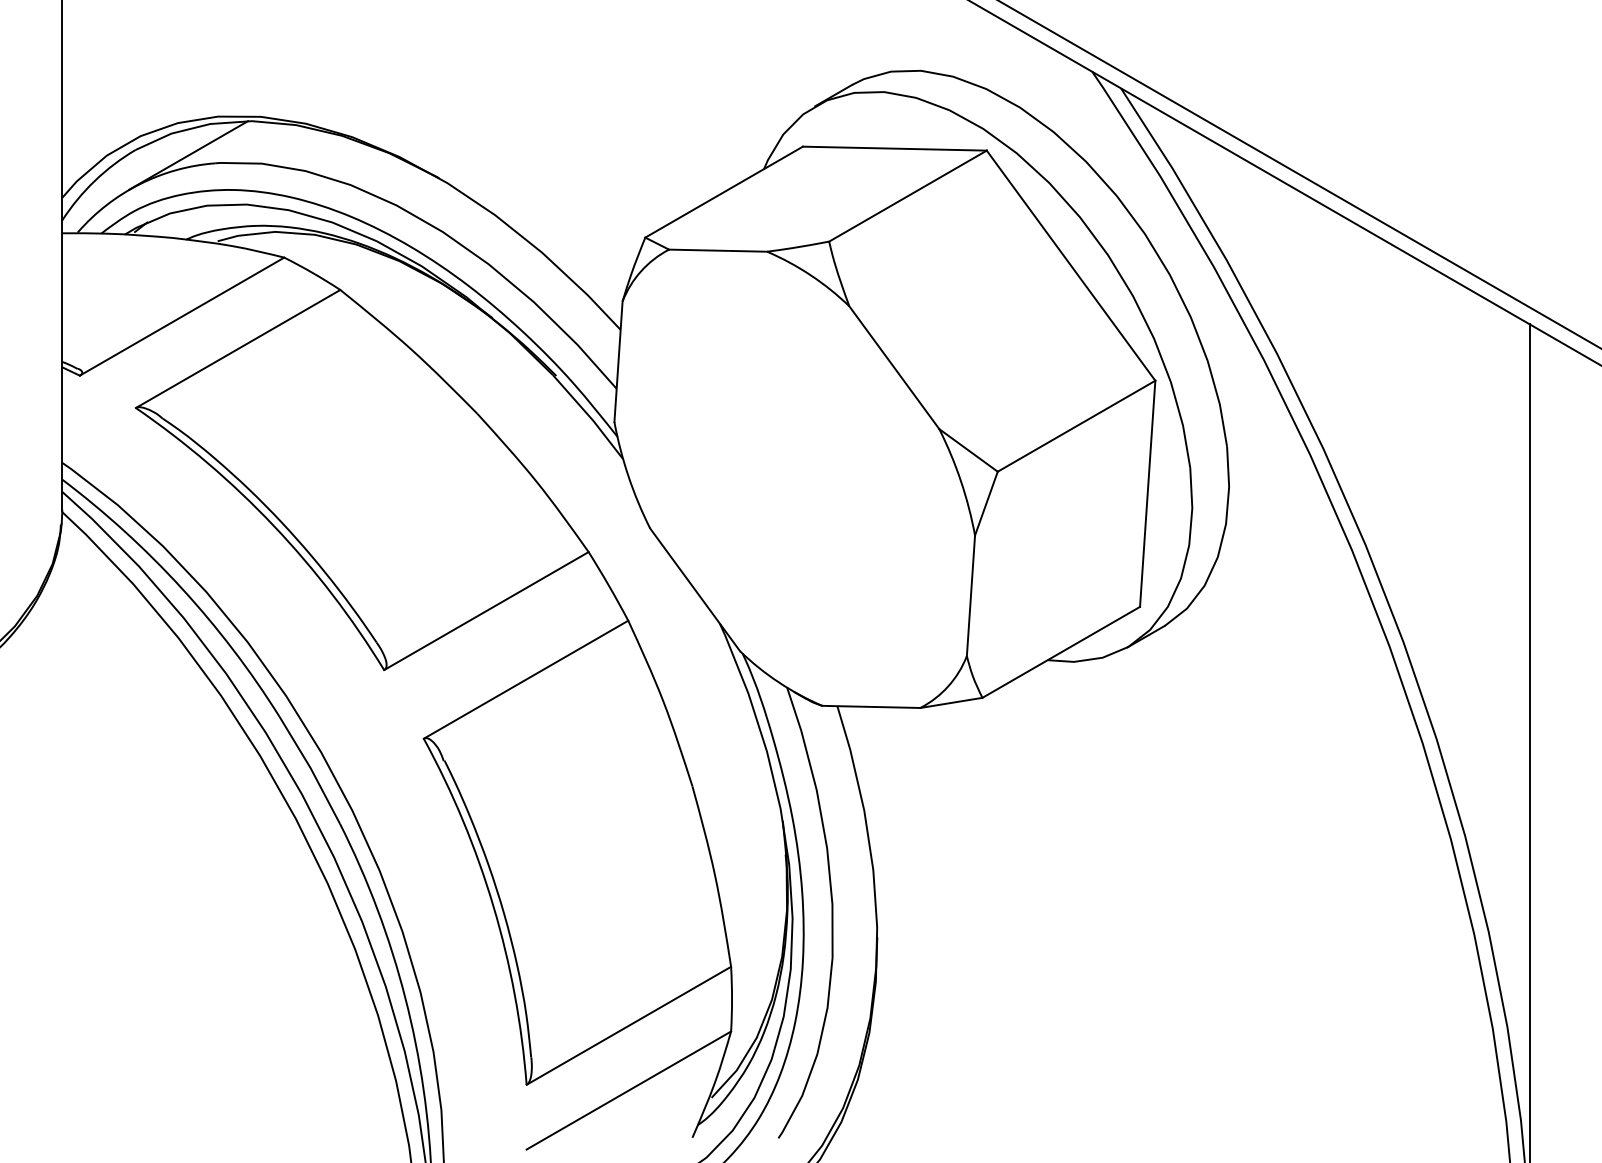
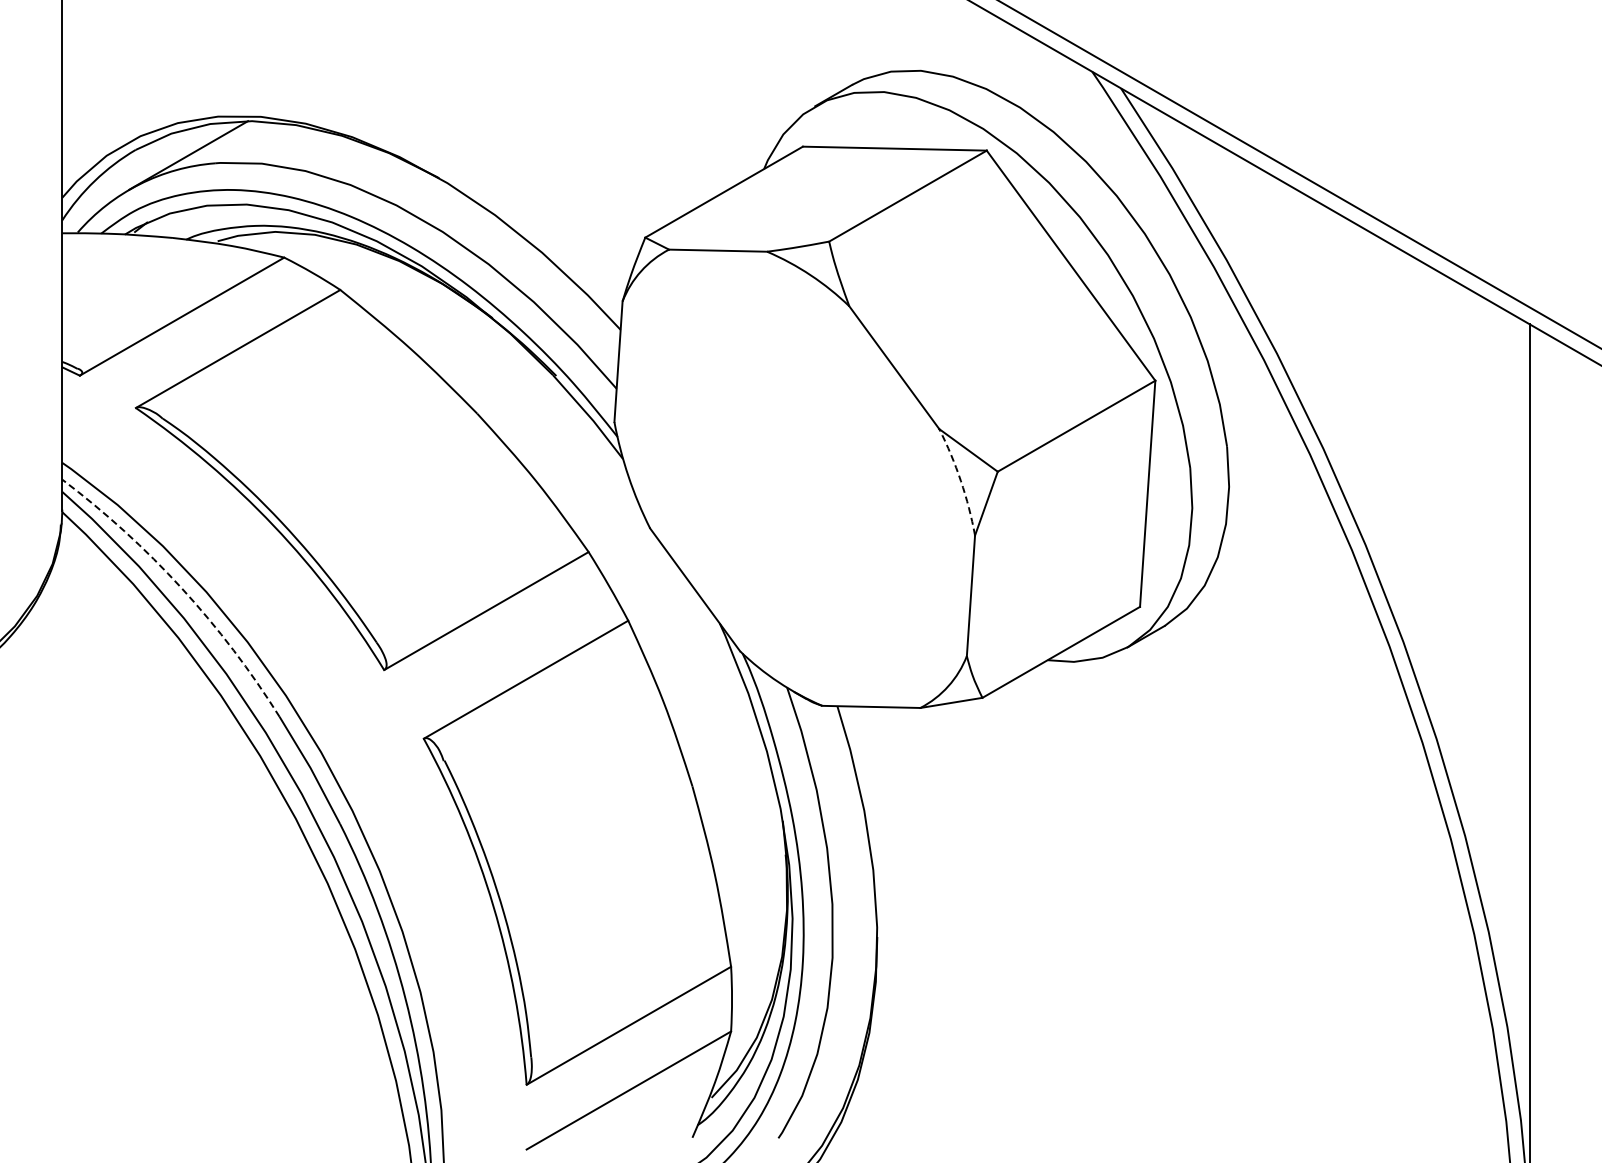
arc: solid -> dashed (960, 481)
arc: solid -> dashed (181, 588)
